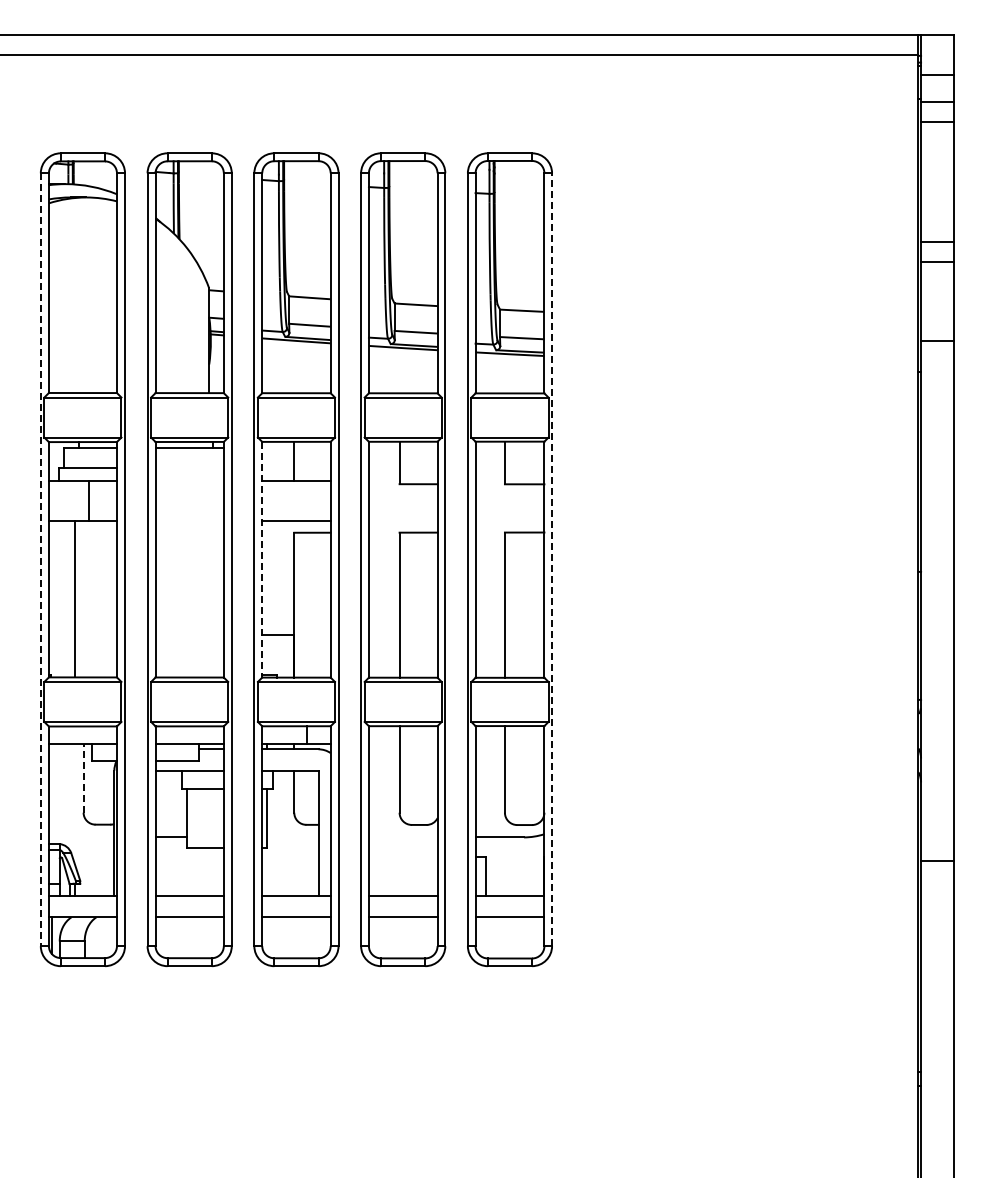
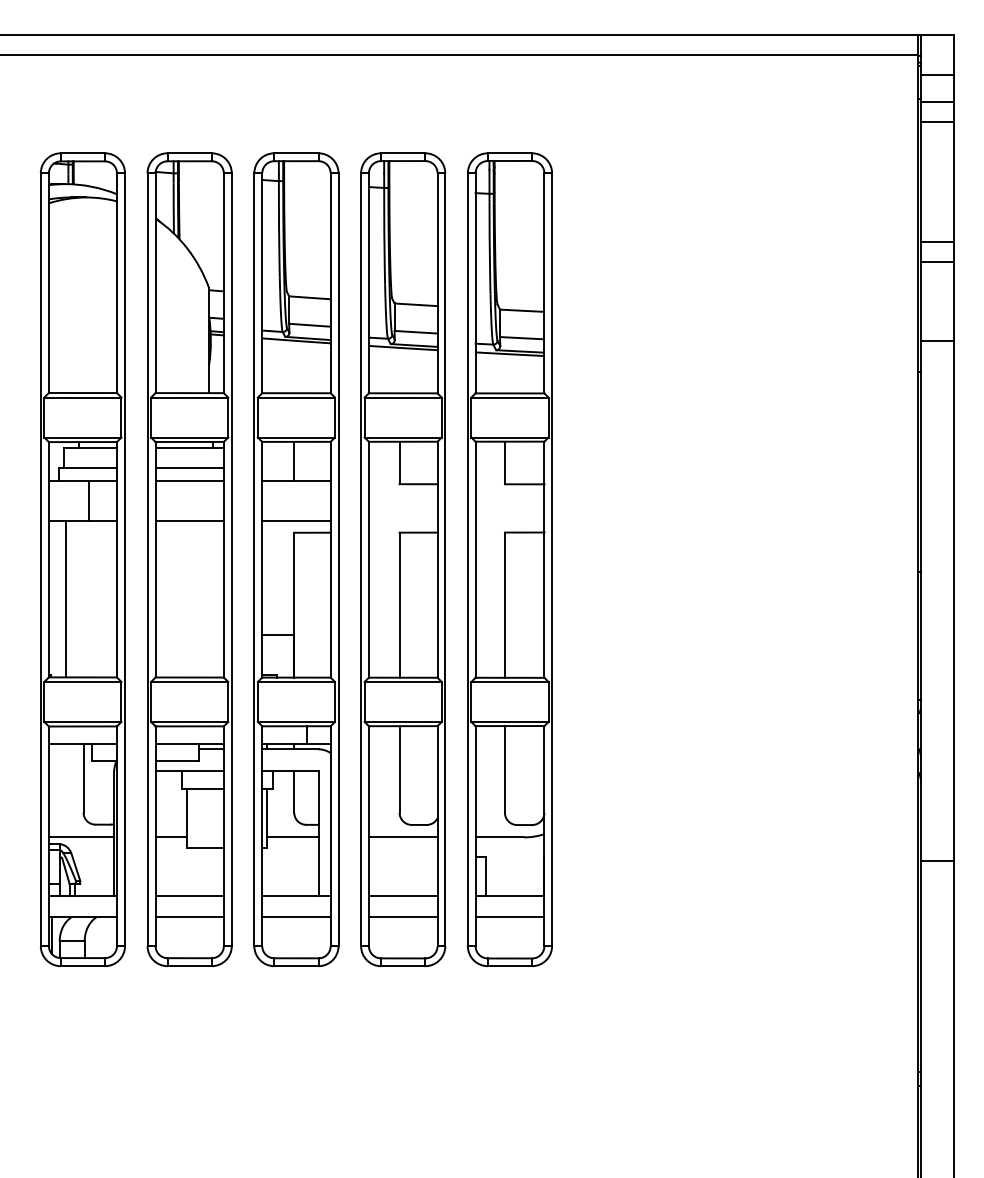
line: none -> present (189, 467)
line: none -> present (189, 481)
line: none -> present (189, 521)
line: dashed -> solid (262, 559)
line: dashed -> solid (552, 559)
line: dashed -> solid (40, 560)
line position: (74, 599) -> (65, 599) (65, 599)
line: dashed -> solid (83, 777)
line: none -> present (81, 837)
line: none -> present (292, 837)
line: none -> present (402, 837)
